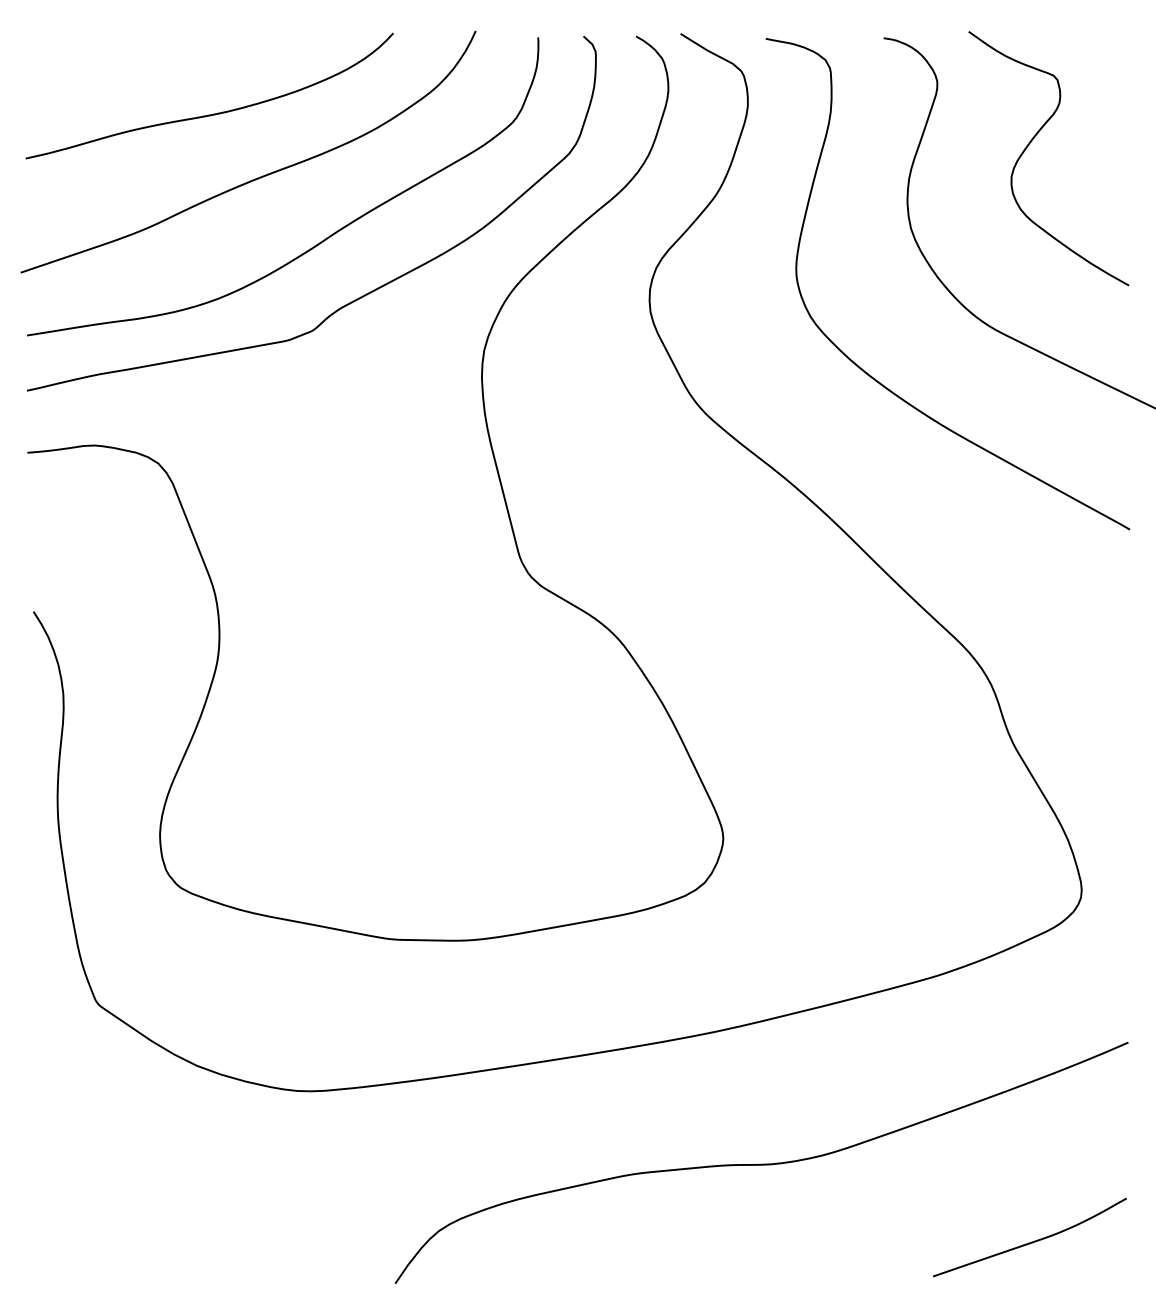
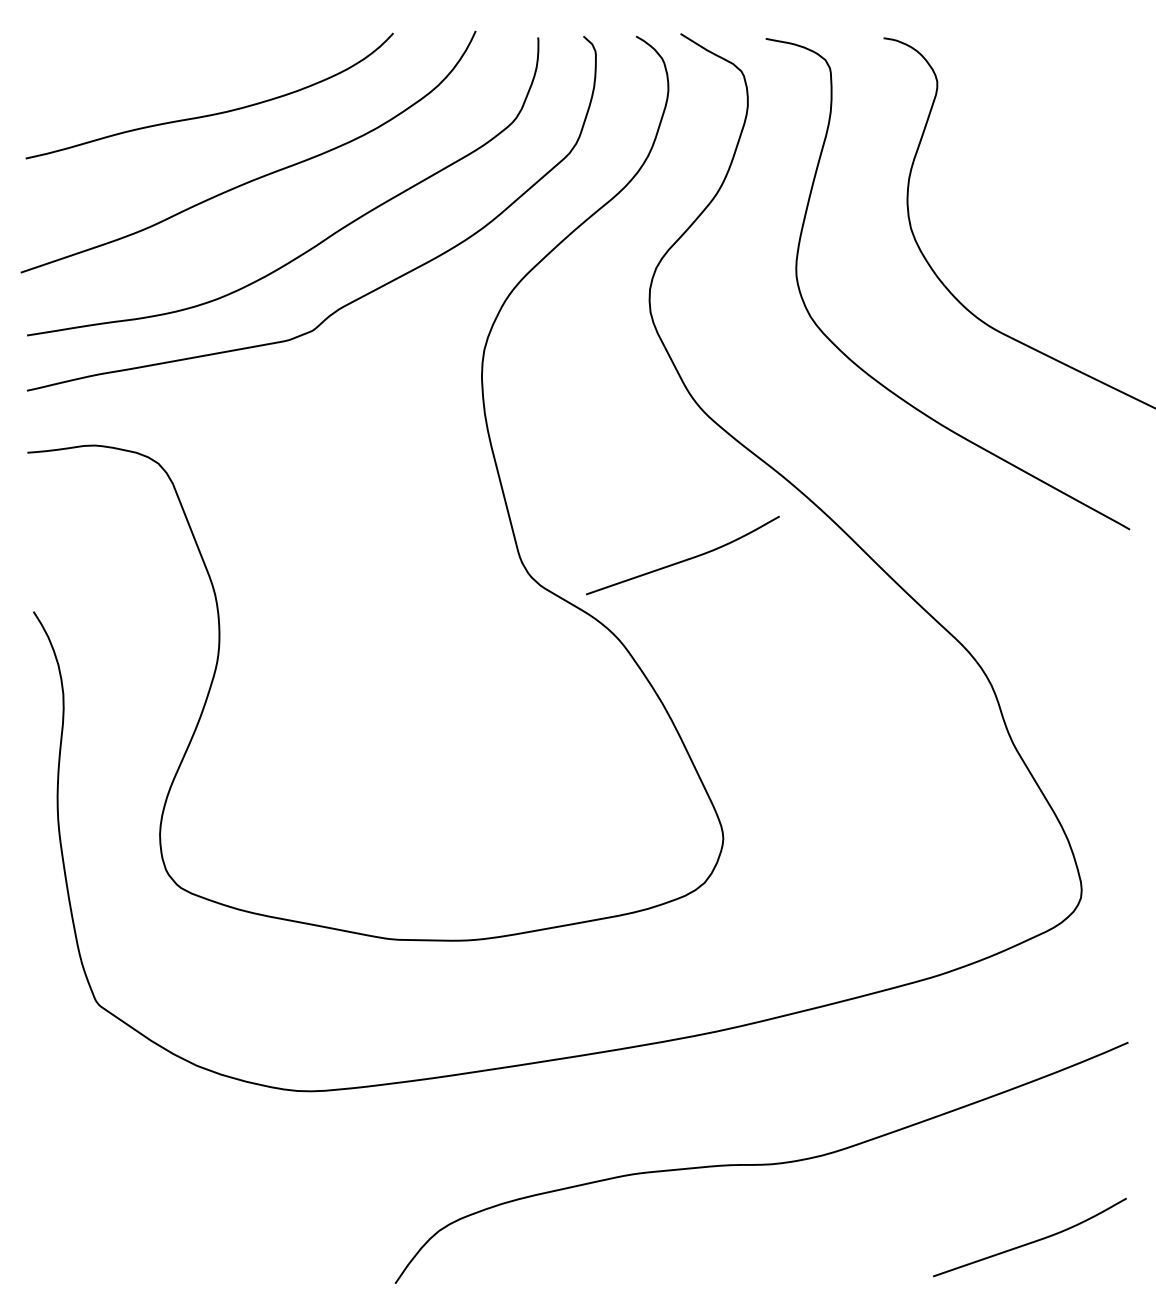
curve: present -> none (1029, 145)
curve: none -> present (684, 559)
